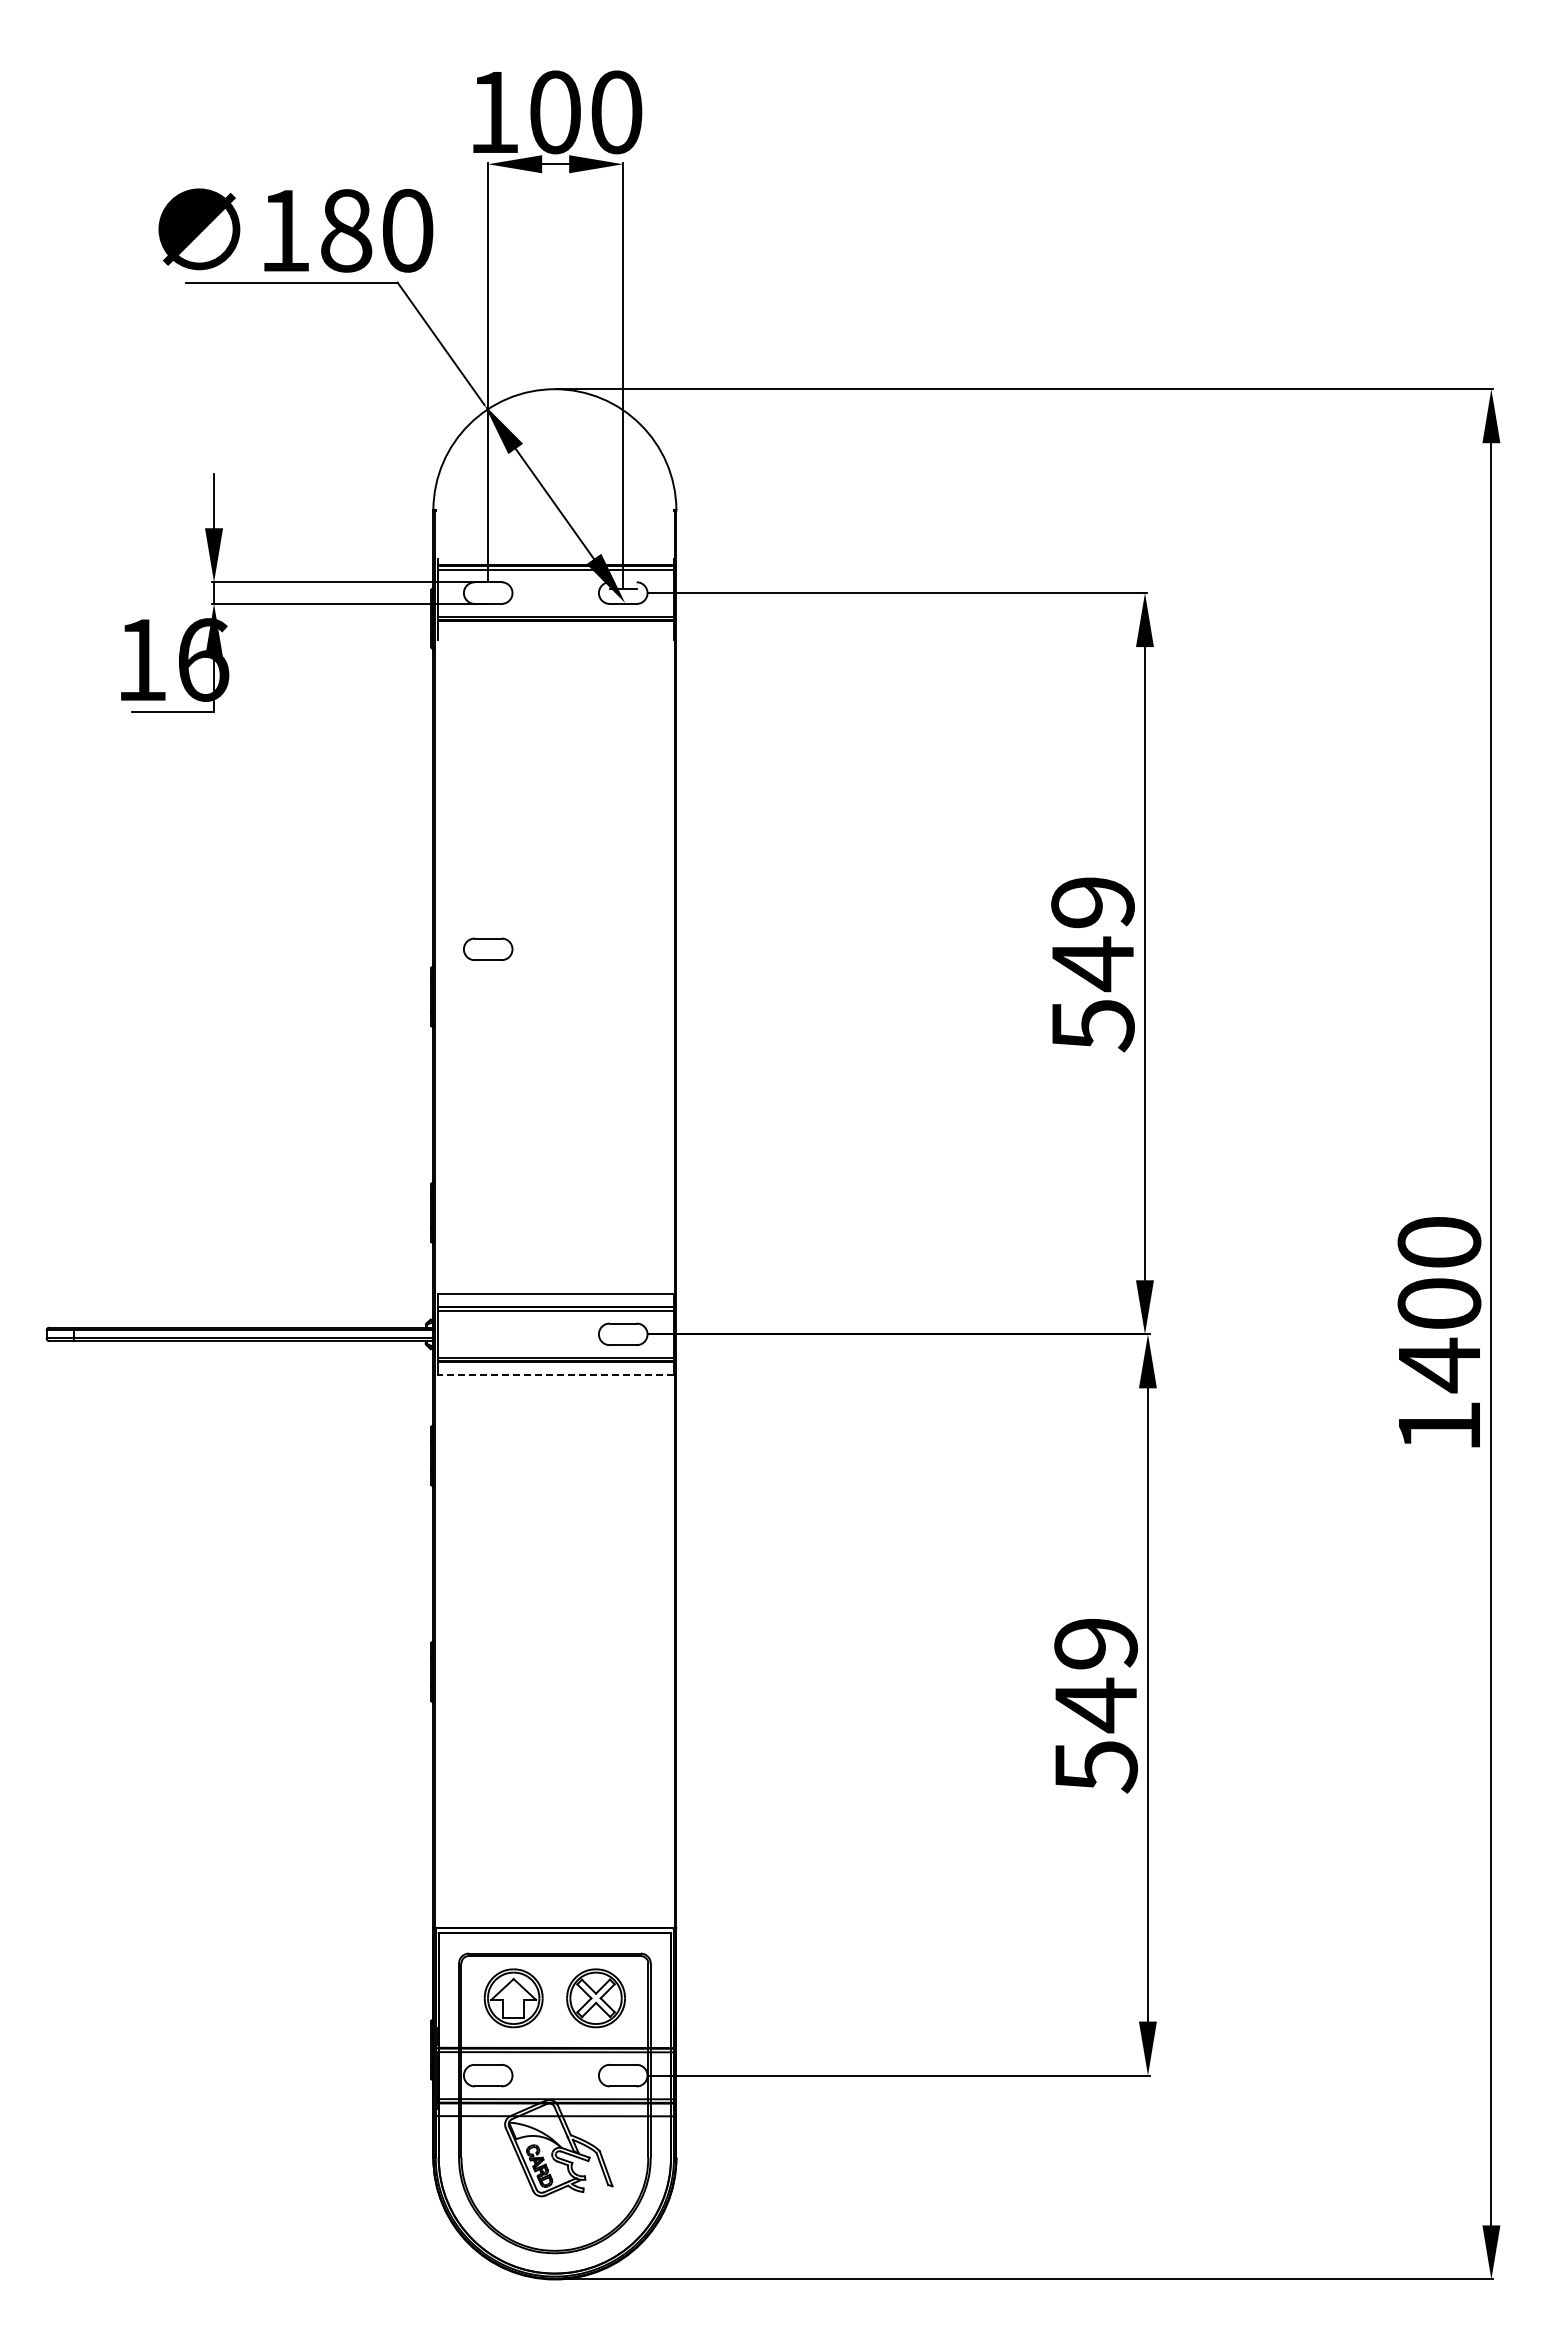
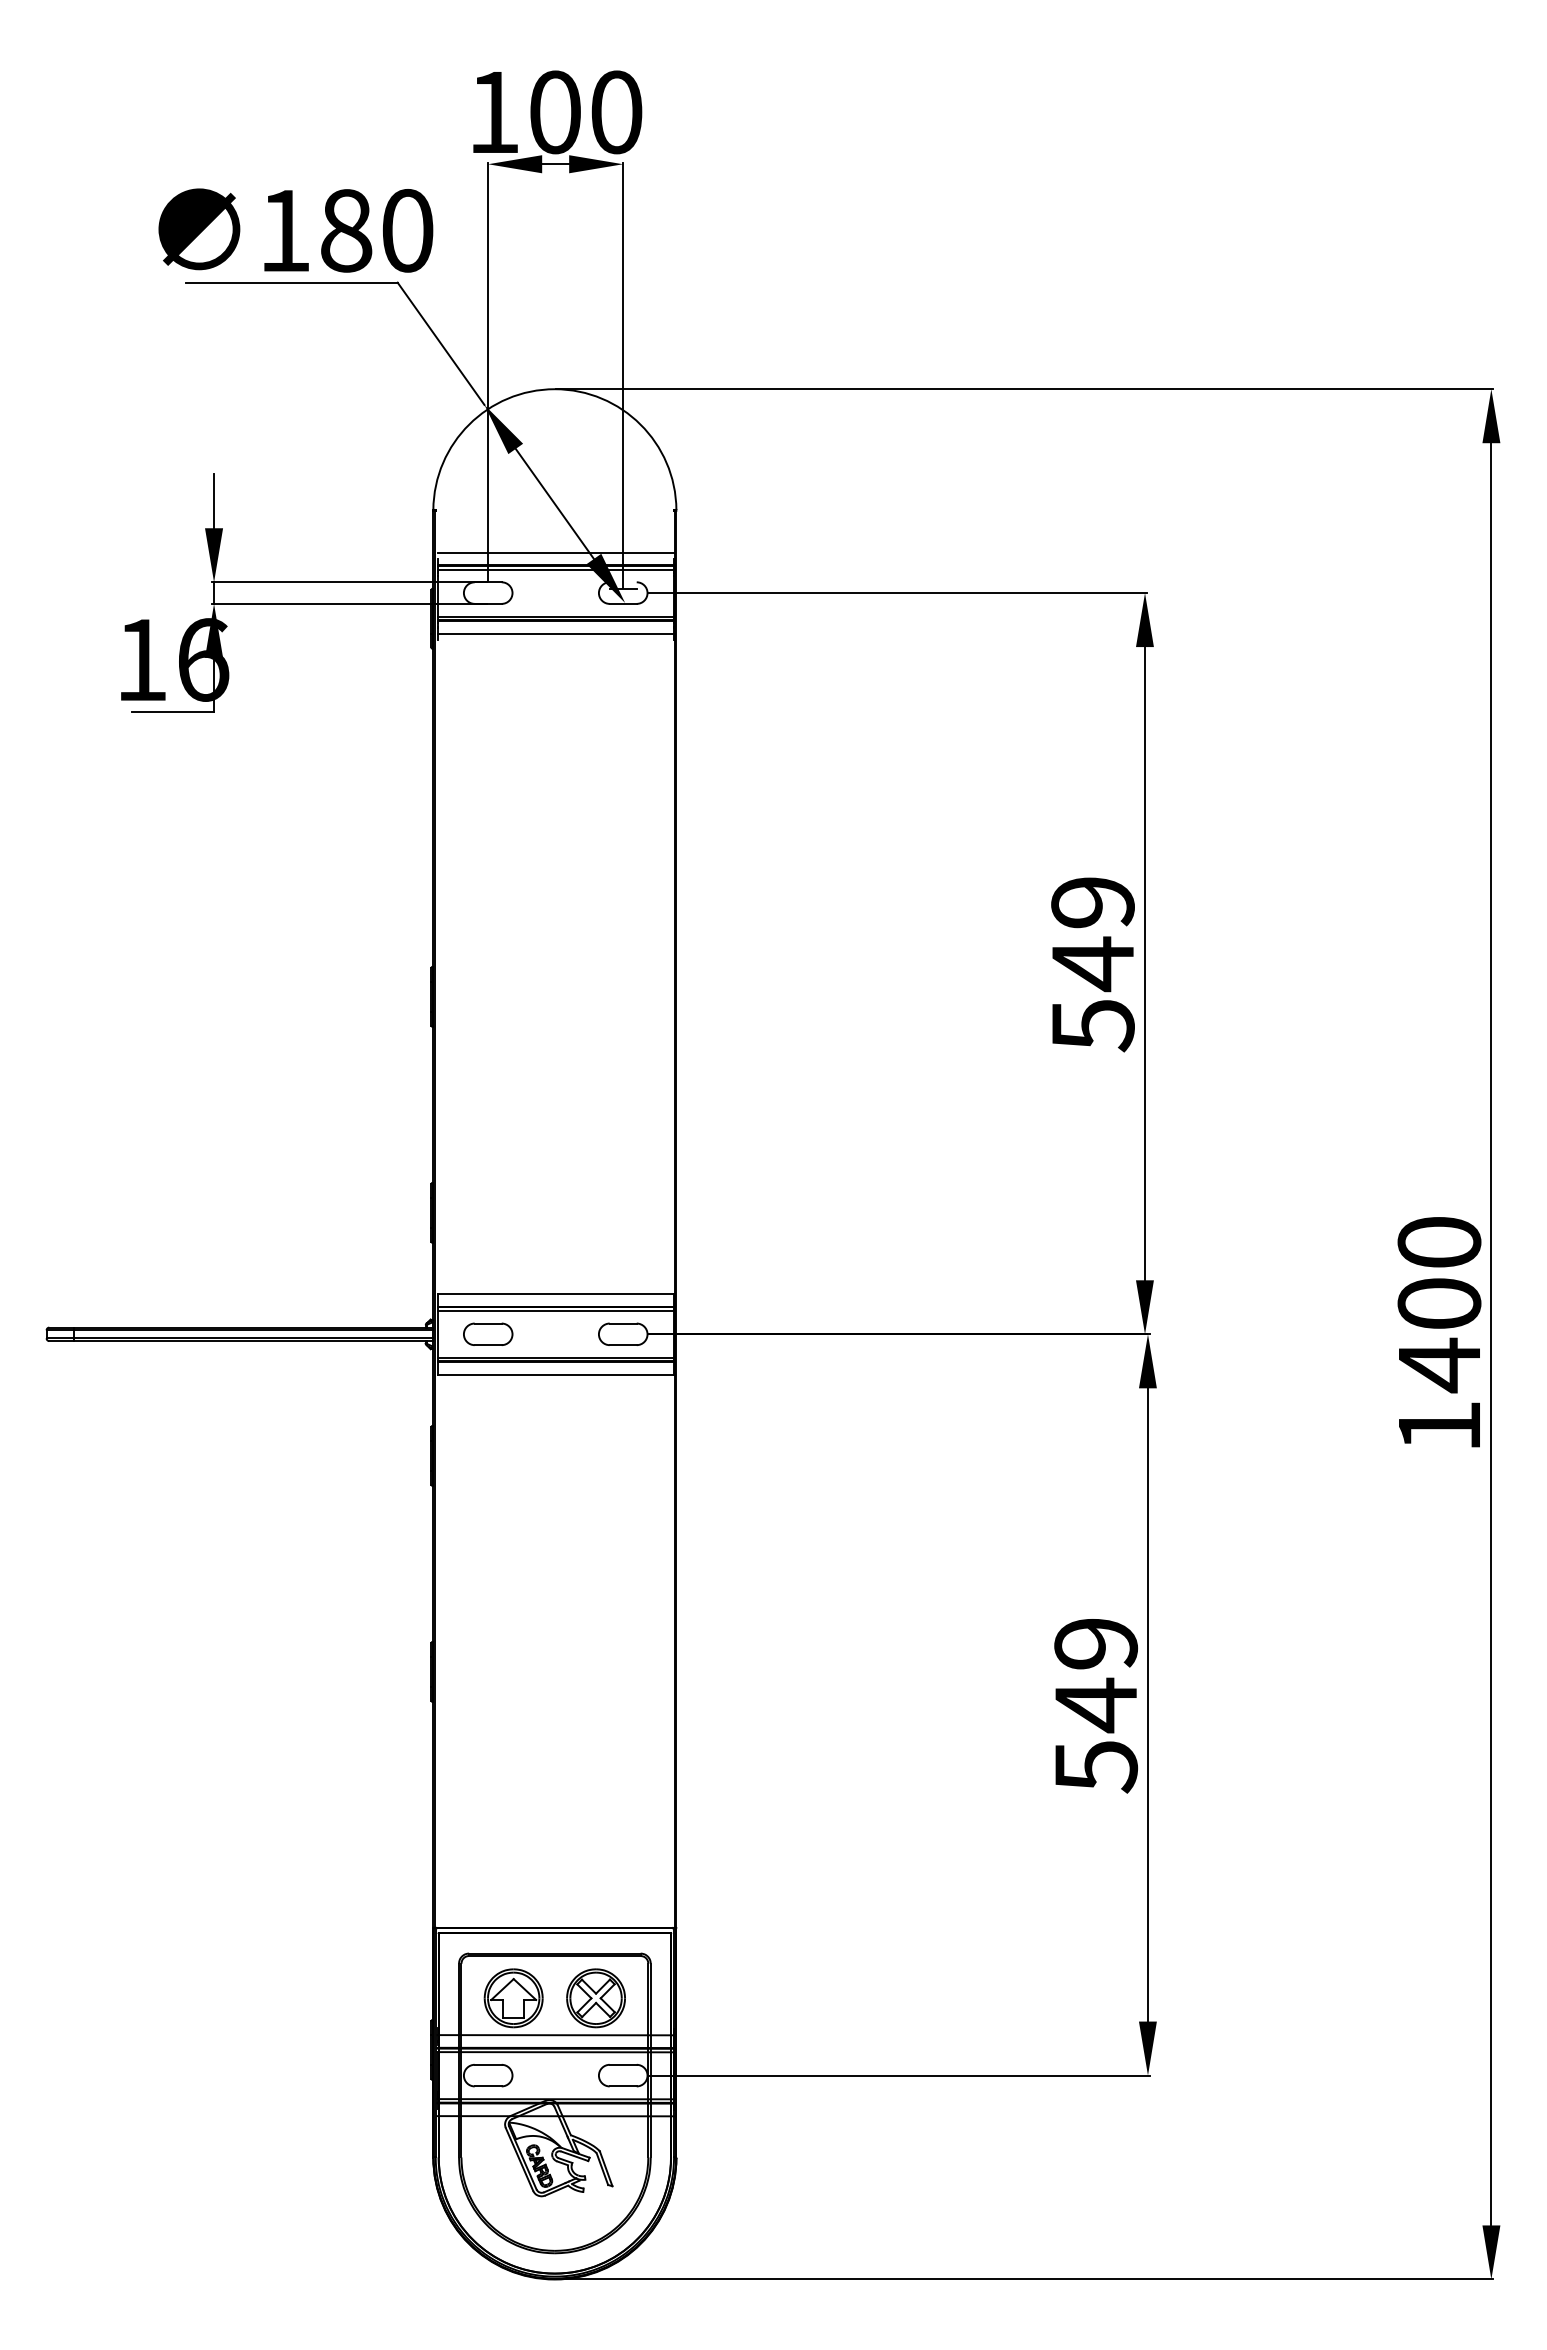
line: none -> present (555, 552)
line: none -> present (555, 633)
part position: (488, 948) -> (488, 1333) (488, 1333)
line: dashed -> solid (555, 1374)
line: none -> present (555, 2035)
